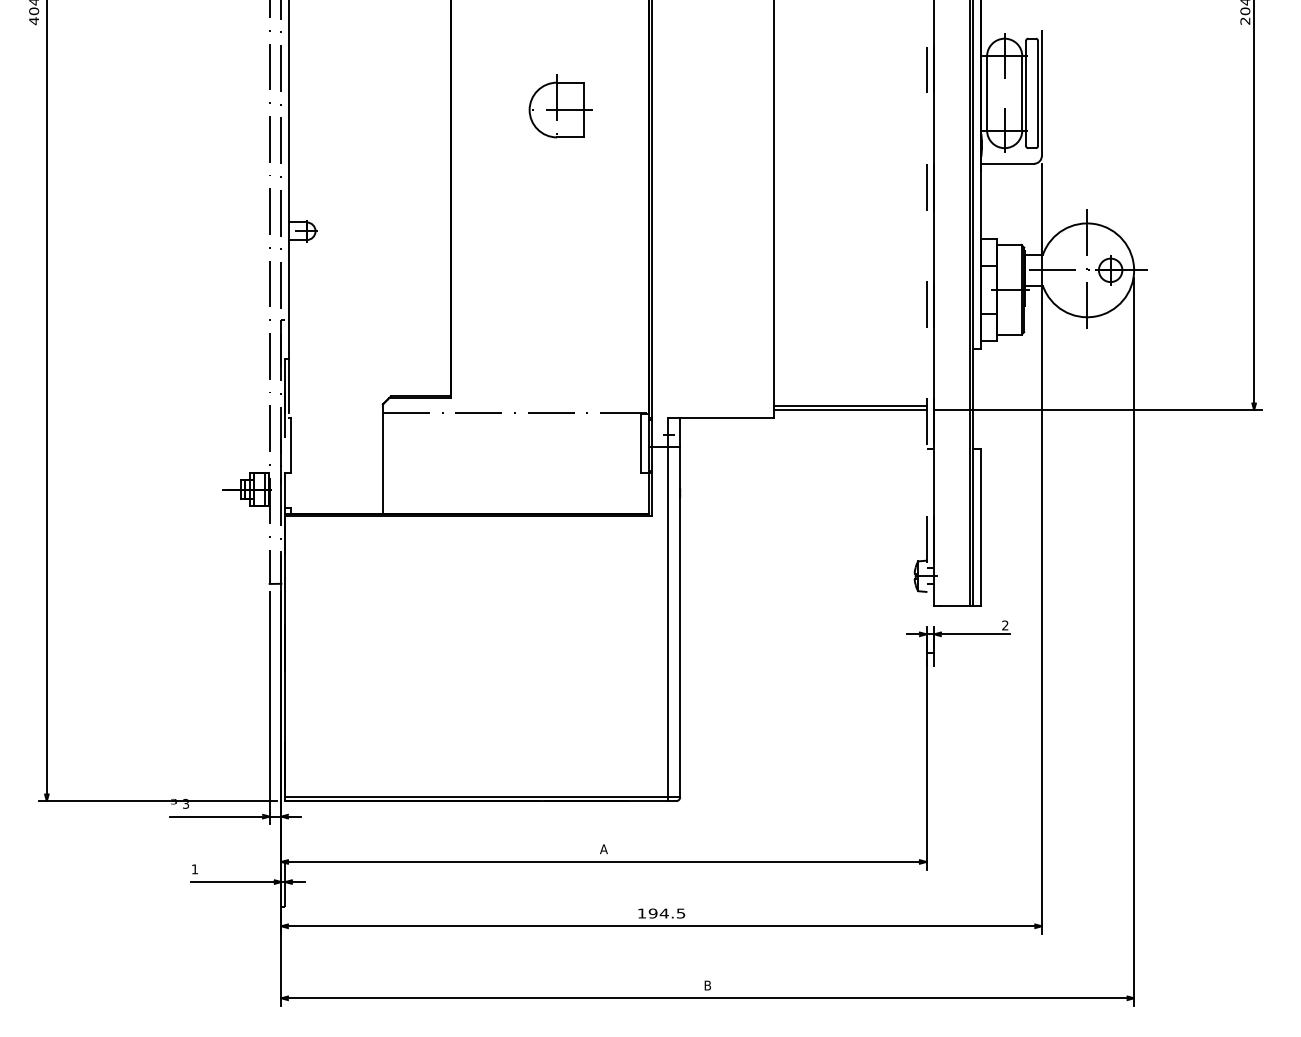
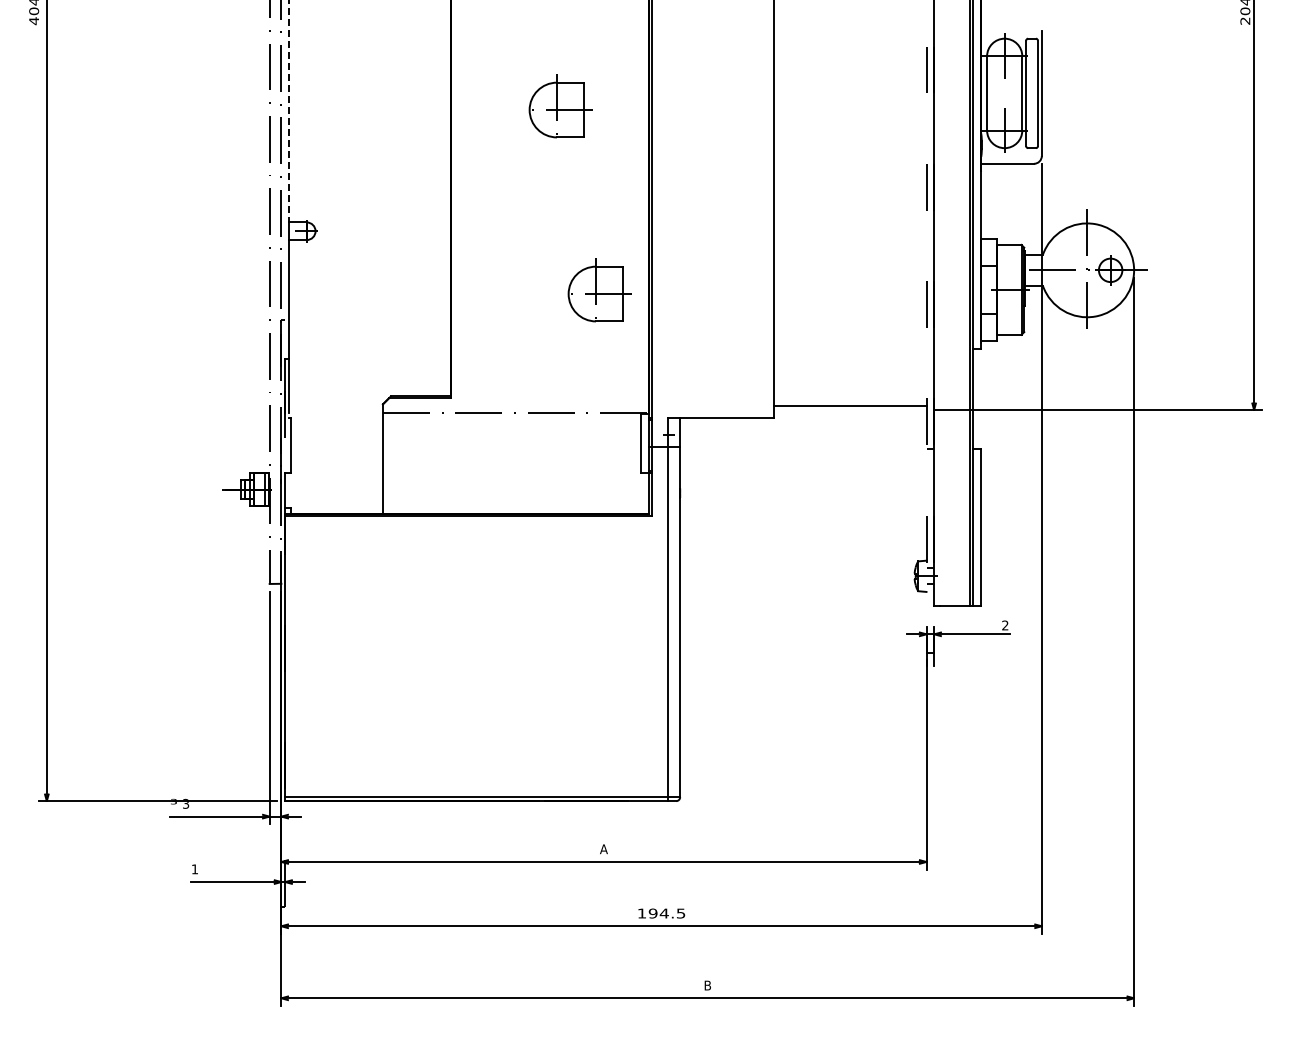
line: solid -> dashed (289, 111)
part: none -> present (599, 290)
line: present -> none (850, 410)
